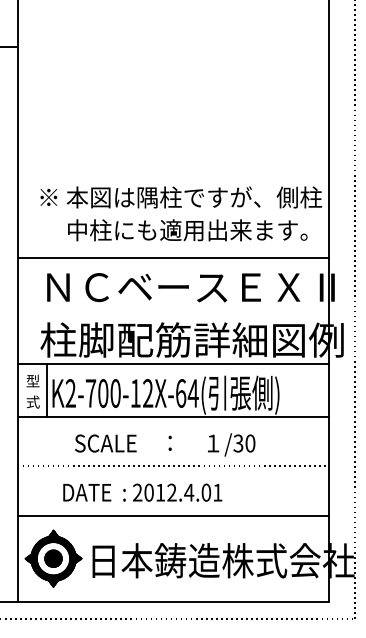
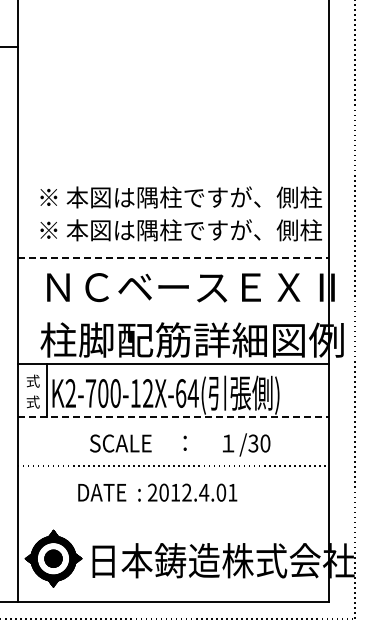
text: 中柱にも適用出来ます。 -> ※ 本図は隅柱ですが、側柱 (181, 230)
line: solid -> dashed (173, 258)
text: 型 -> 式 (32, 380)
line: solid -> dashed (173, 417)
text position: (165, 444) -> (180, 444) (180, 444)
text position: (142, 492) -> (157, 492) (157, 492)
line: present -> none (172, 515)
